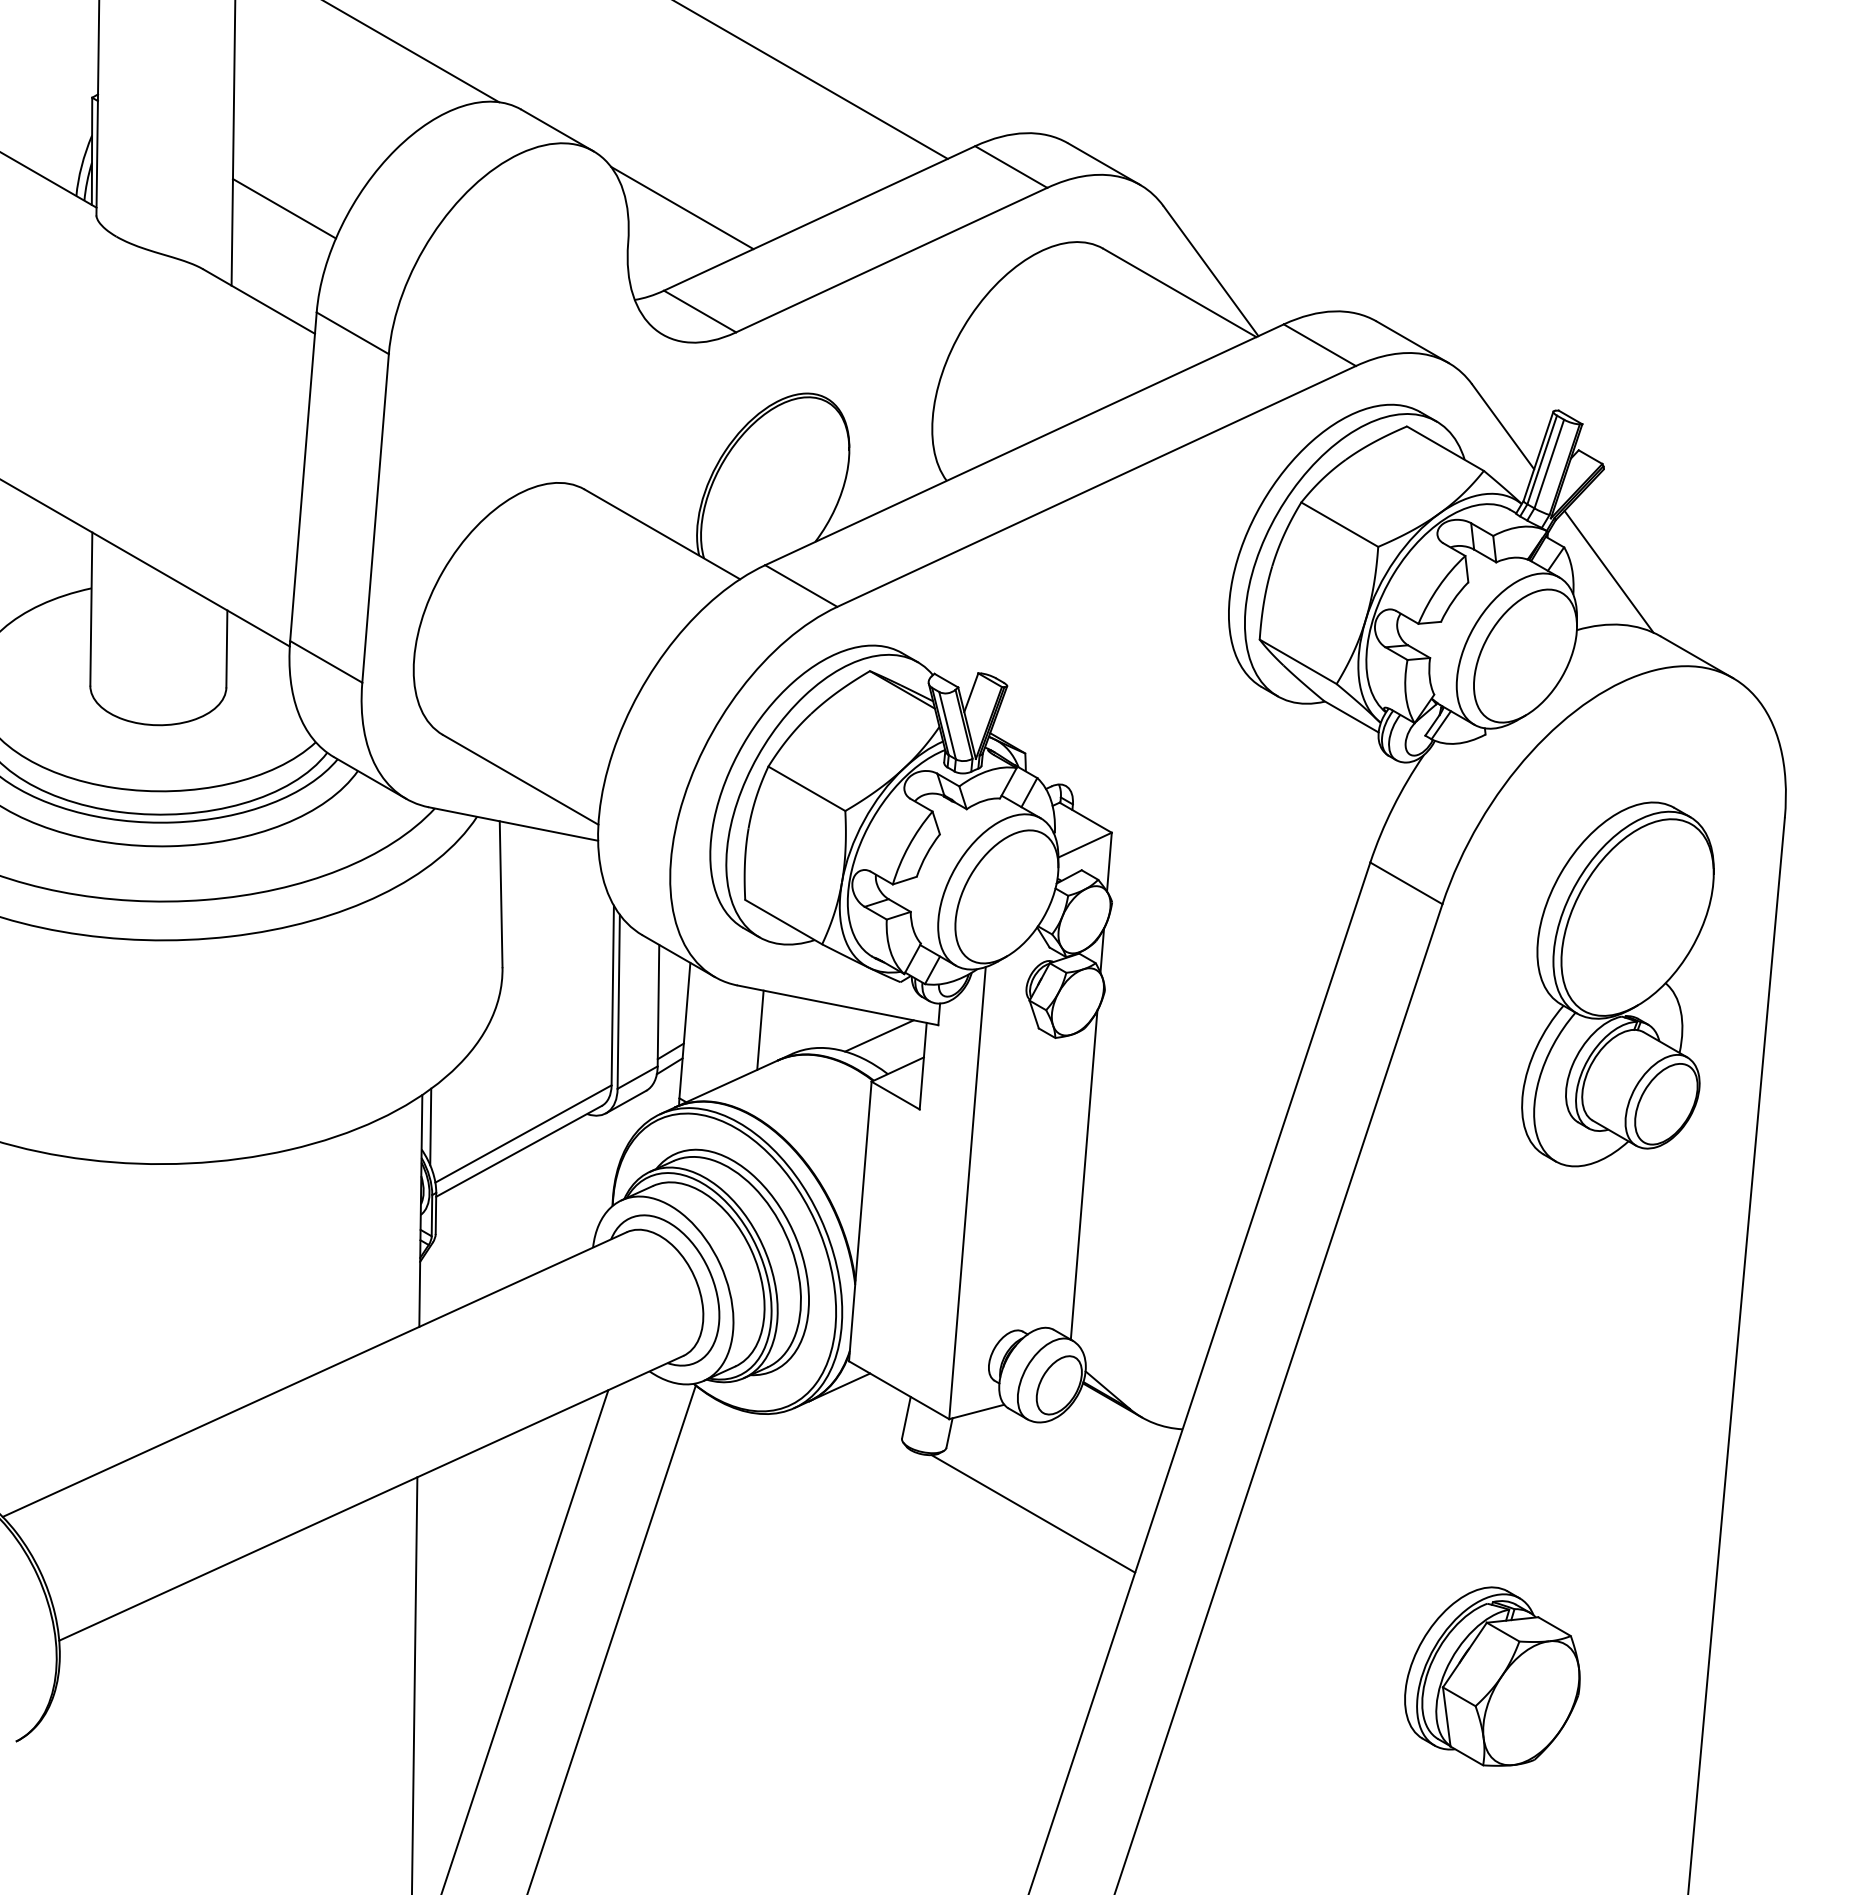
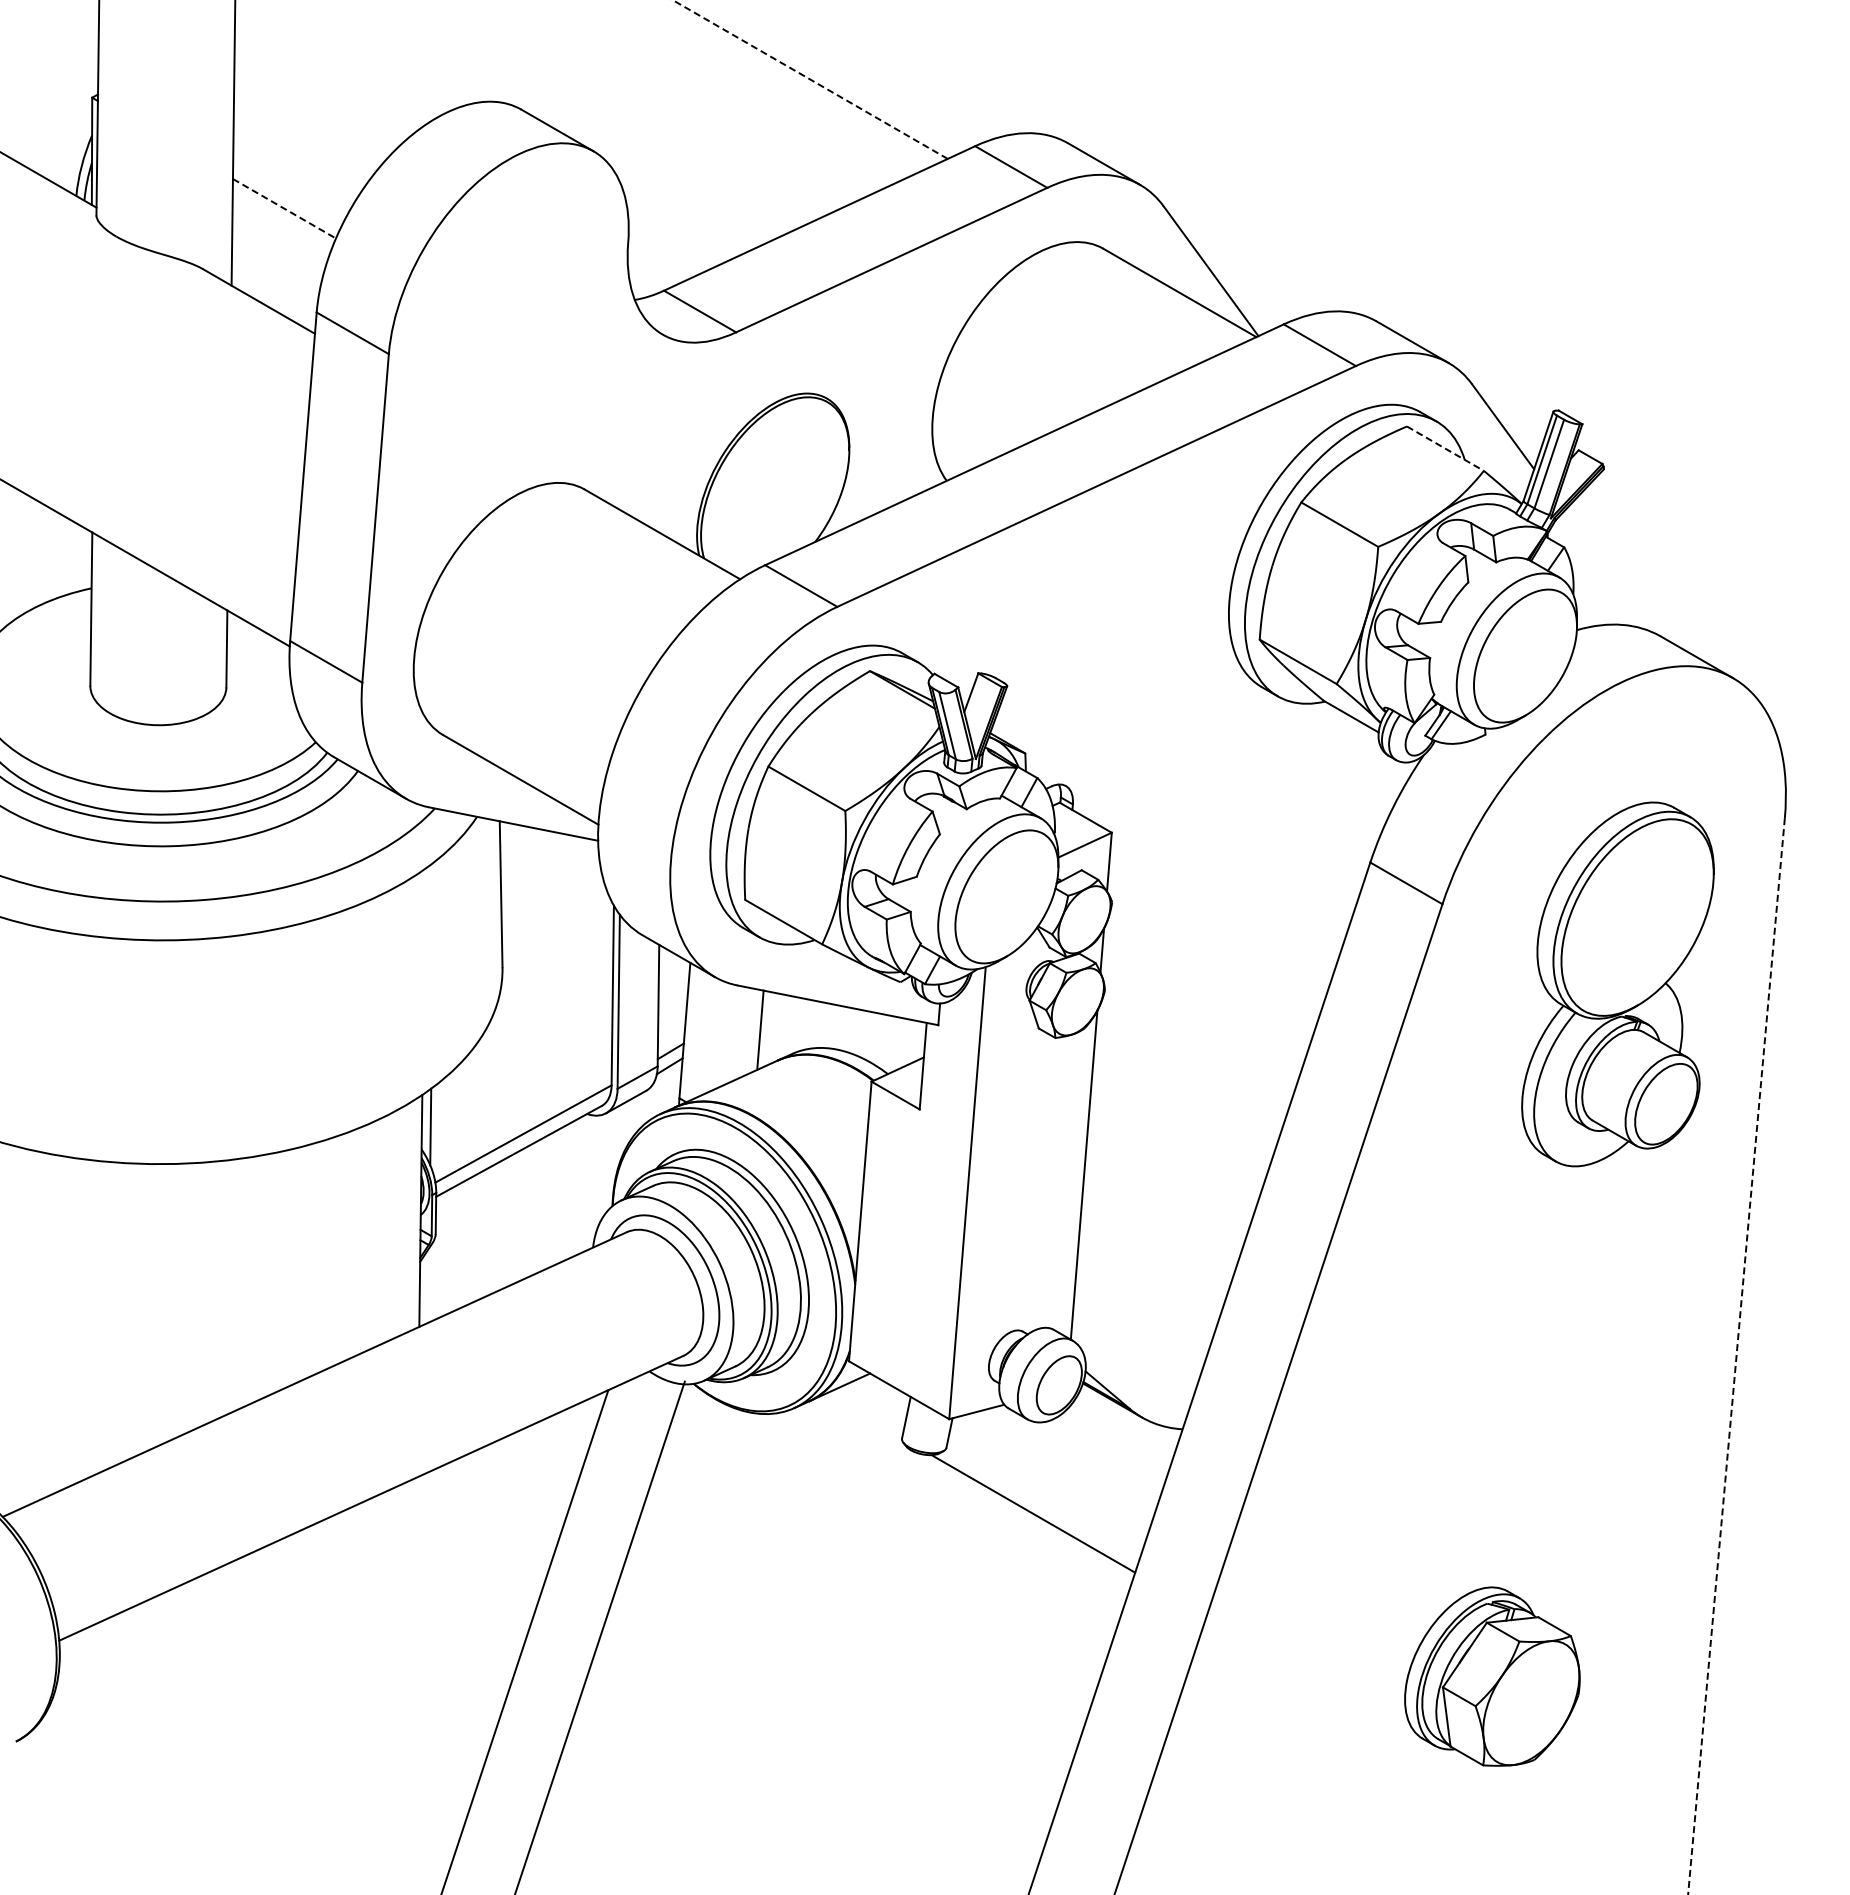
line: present -> none (412, 52)
line: solid -> dashed (810, 79)
line: present -> none (682, 207)
line: solid -> dashed (284, 209)
line: solid -> dashed (1445, 448)
line: present -> none (1608, 571)
line: present -> none (879, 1035)
line: solid -> dashed (1736, 1356)
line position: (611, 1638) -> (599, 1636) (599, 1636)
line: present -> none (414, 1684)
